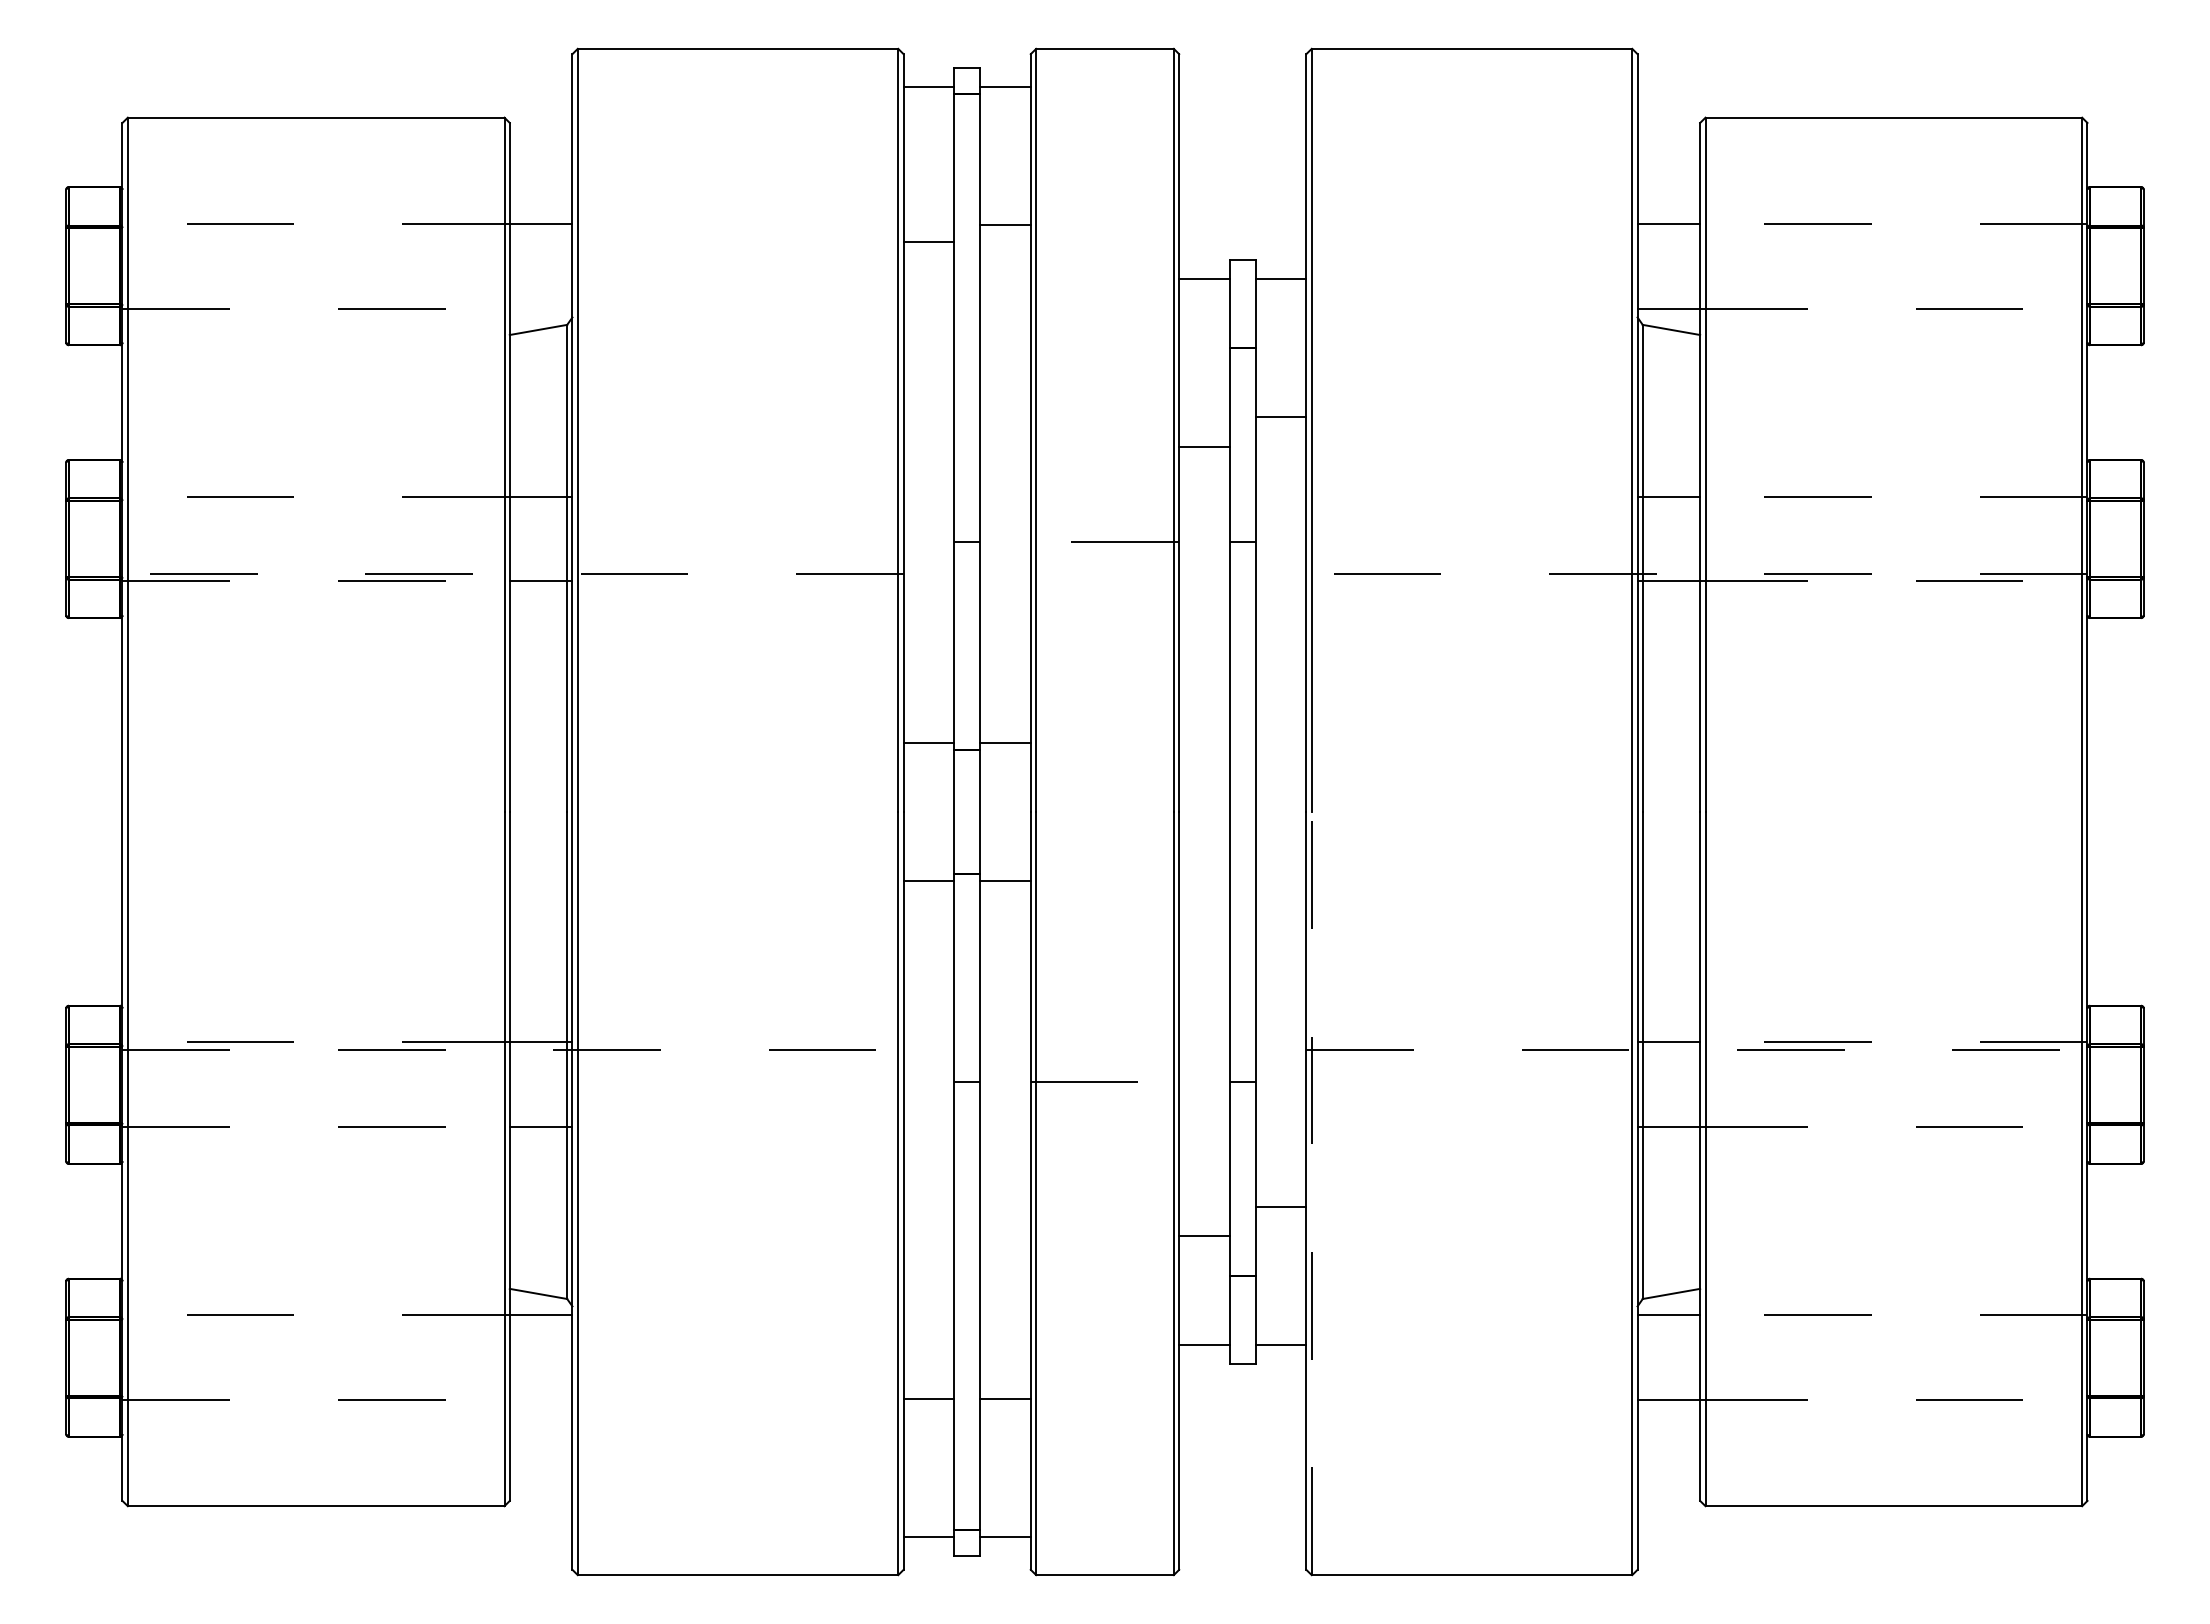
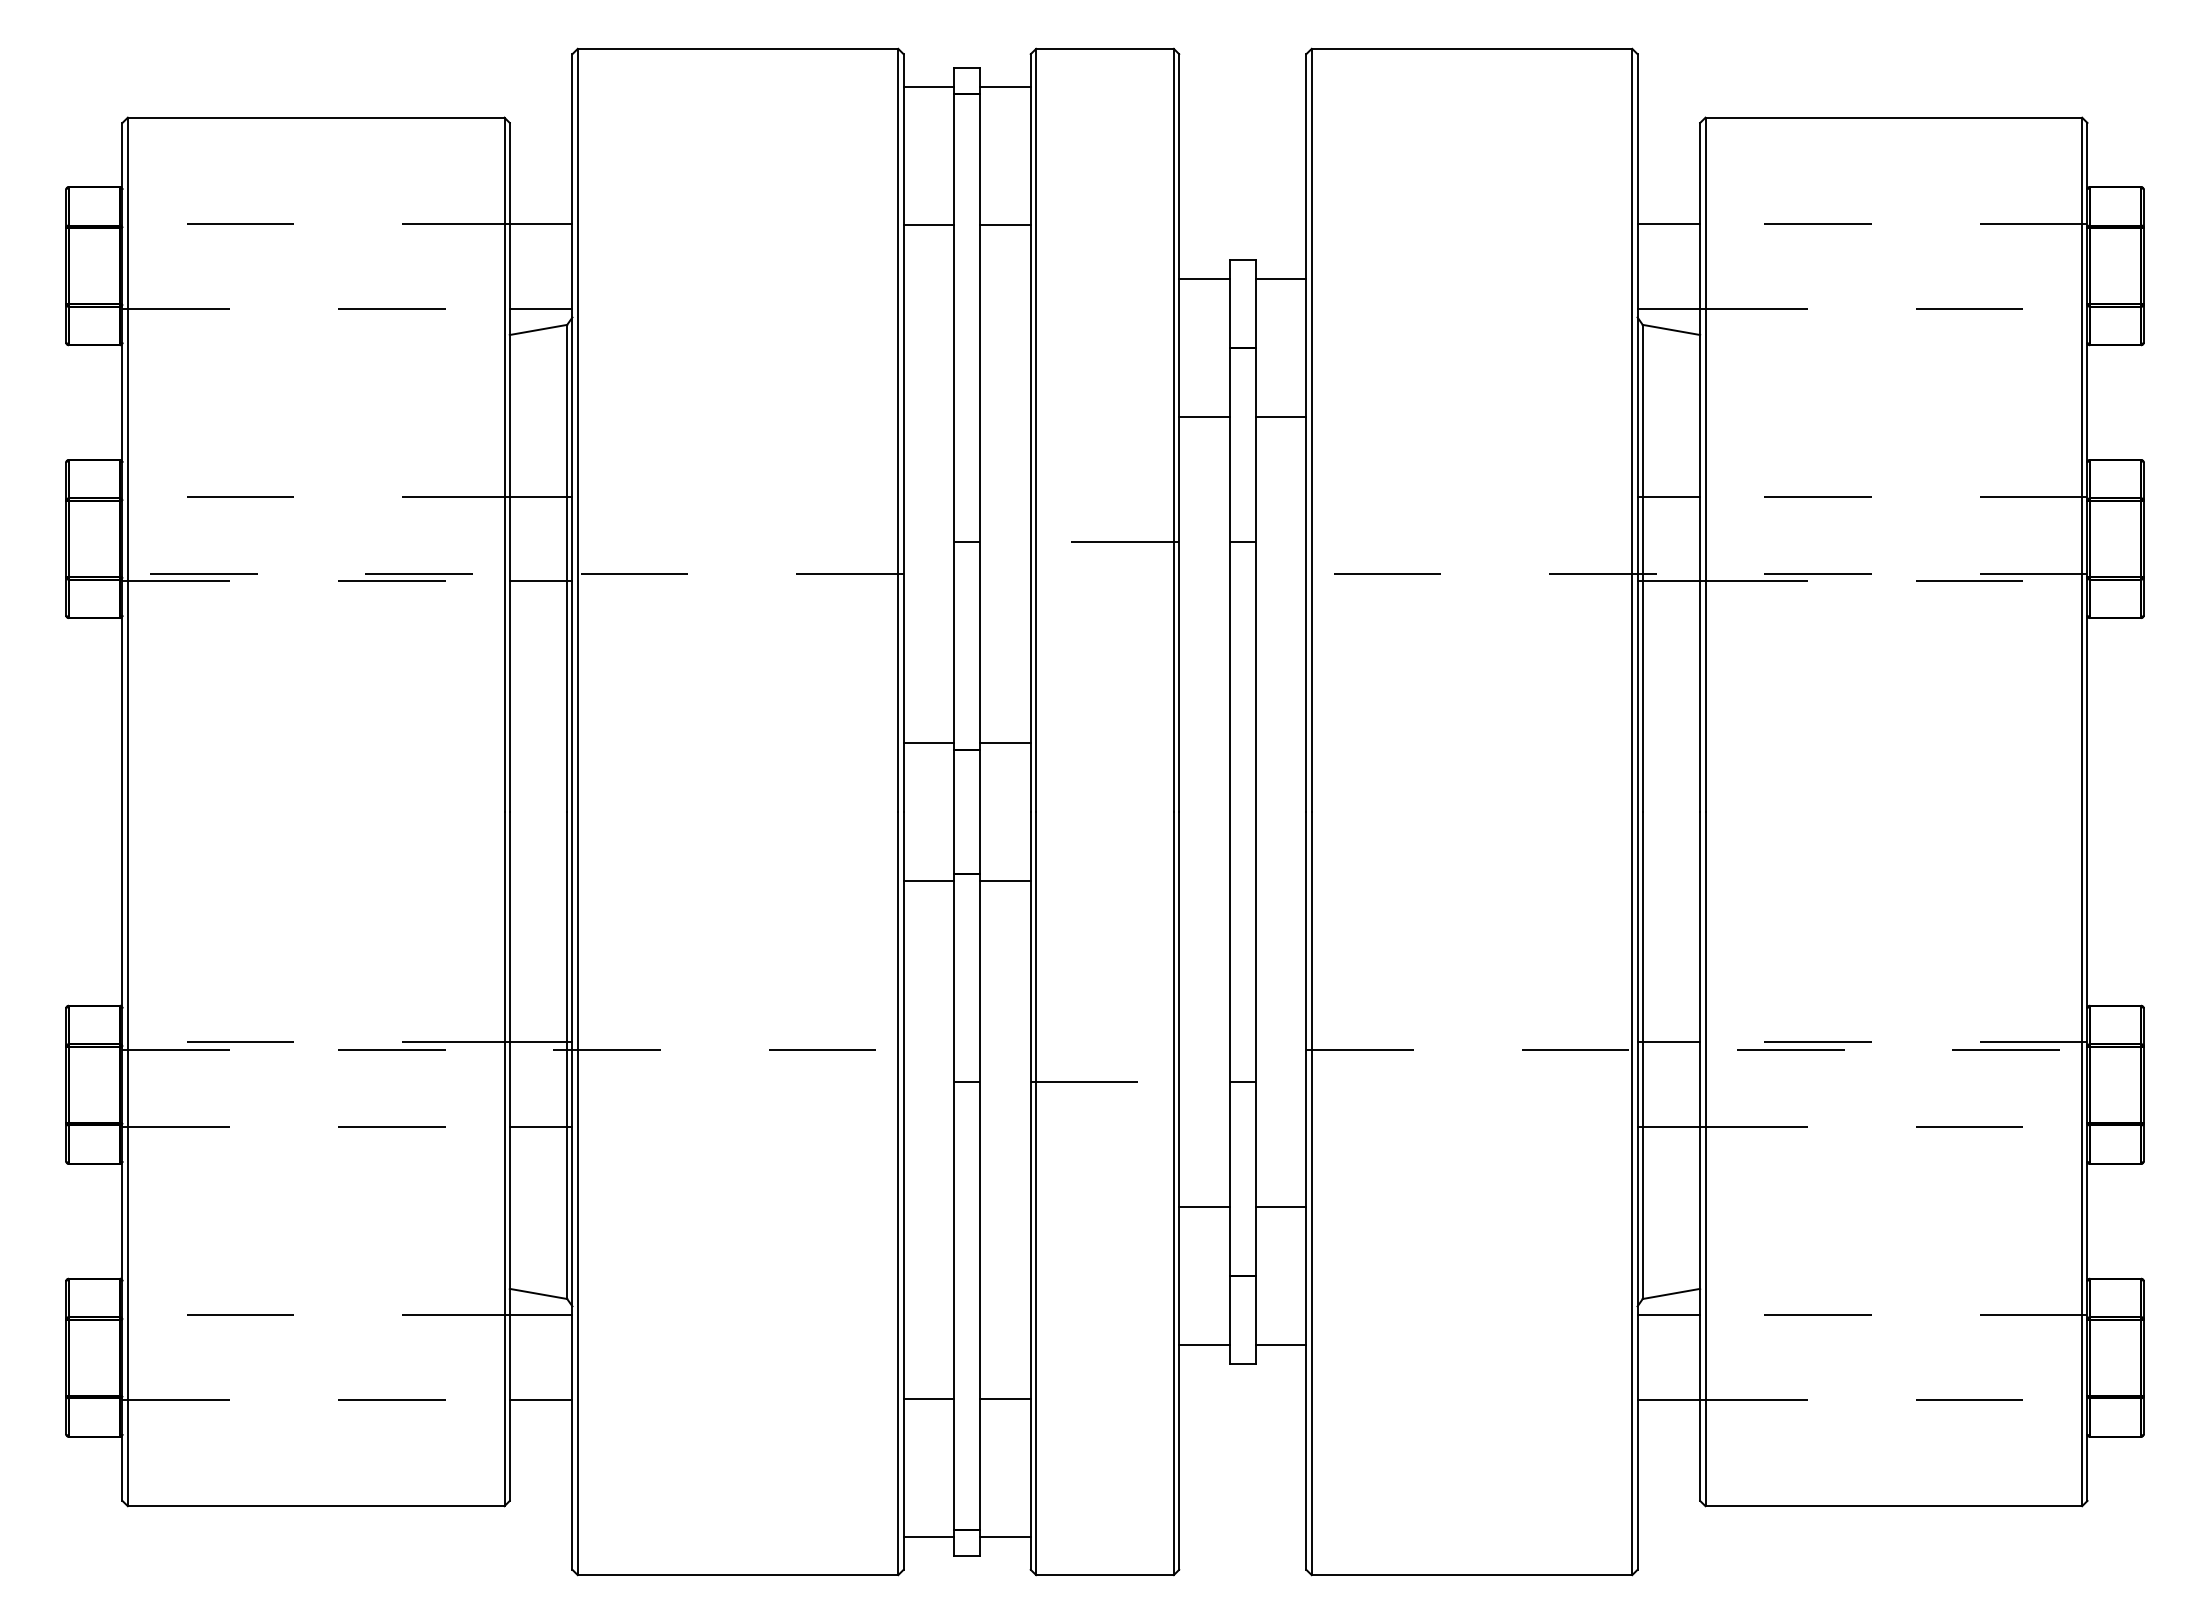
line position: (928, 241) -> (928, 224) (928, 224)
line: none -> present (540, 308)
line position: (1204, 447) -> (1204, 417) (1204, 417)
line: dashed -> solid (1311, 1193)
line position: (1204, 1235) -> (1204, 1206) (1204, 1206)
line: none -> present (540, 1400)
